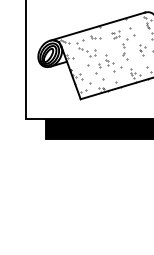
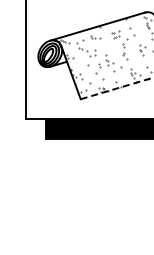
line: solid -> dashed (116, 88)
